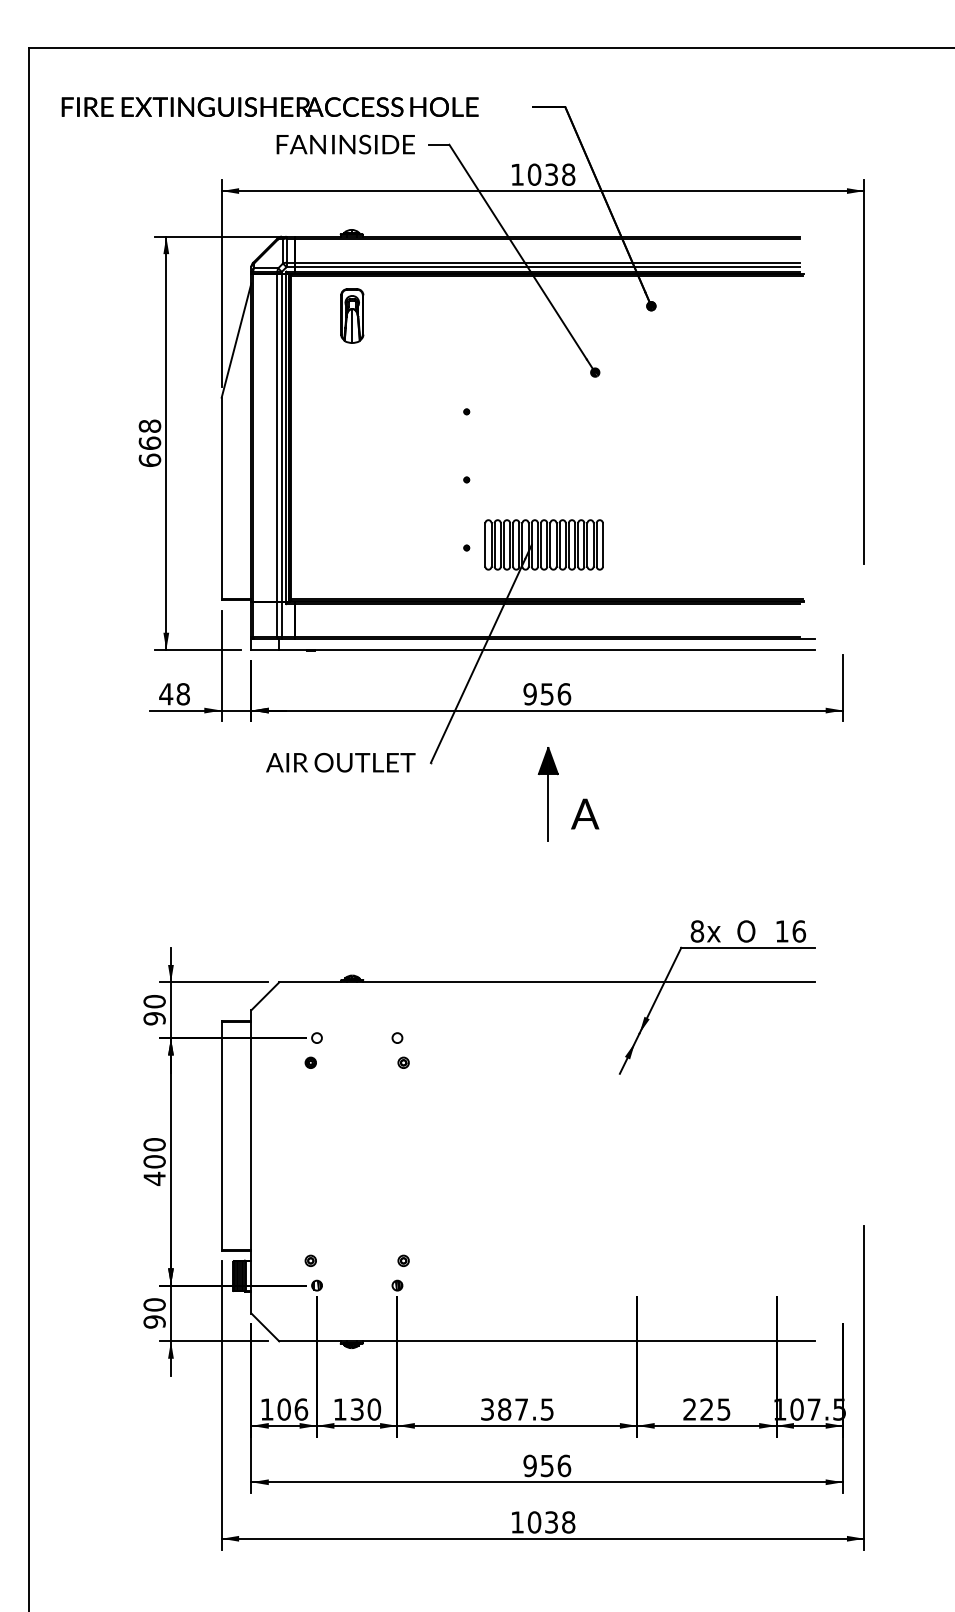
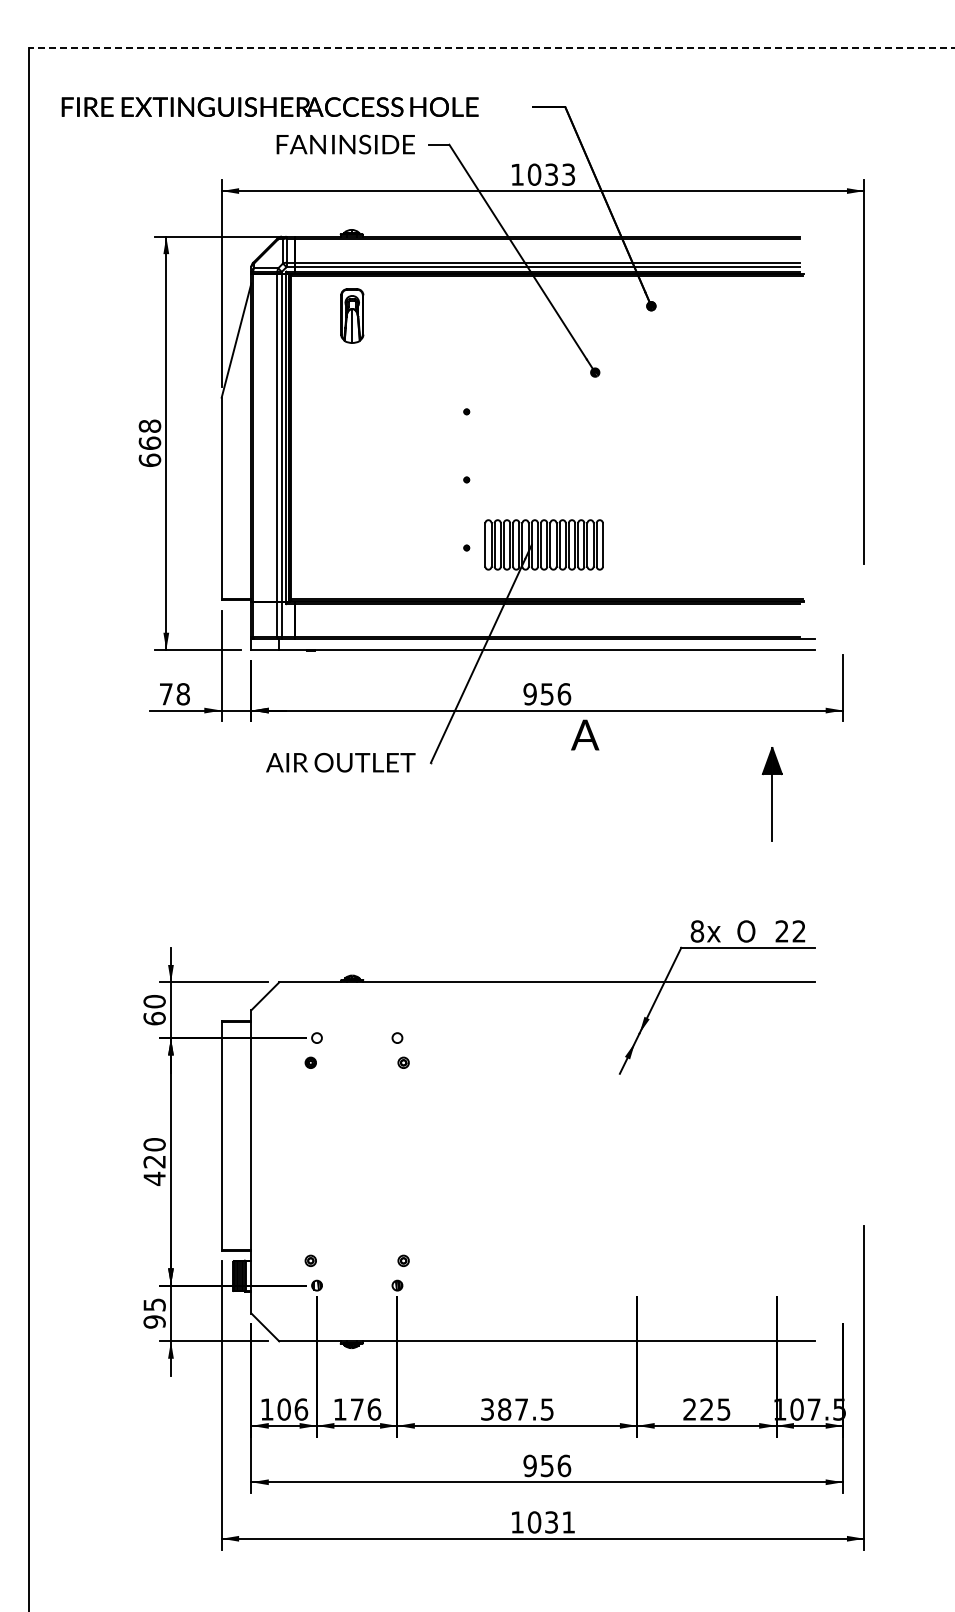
line: solid -> dashed (491, 48)
text: 1038 -> 1033 (568, 174)
text: 48 -> 78 (166, 694)
part position: (547, 794) -> (771, 794) (771, 794)
text position: (585, 813) -> (585, 734) (585, 734)
text: 16 -> 22 (790, 931)
text: 90 -> 60 (154, 1018)
text: 400 -> 420 (154, 1161)
text: 90 -> 95 (154, 1304)
text: 130 -> 176 (365, 1409)
text: 1038 -> 1031 (568, 1522)
